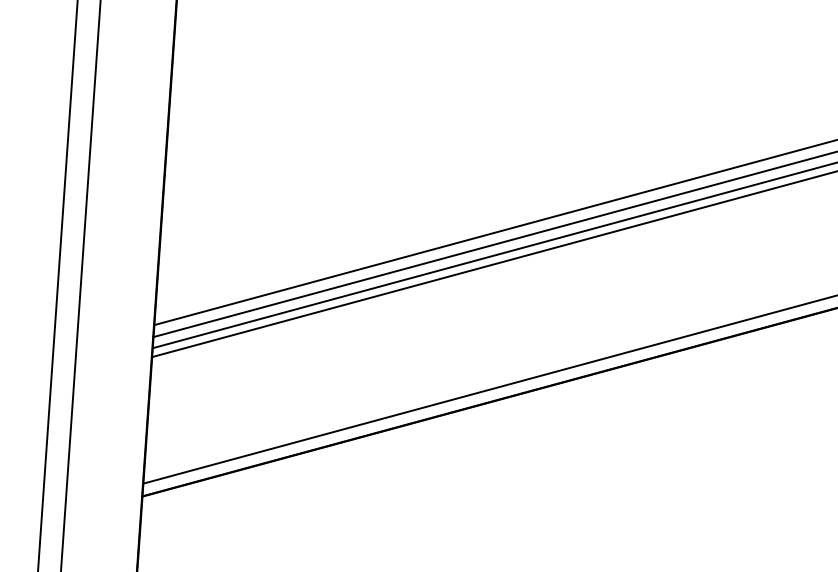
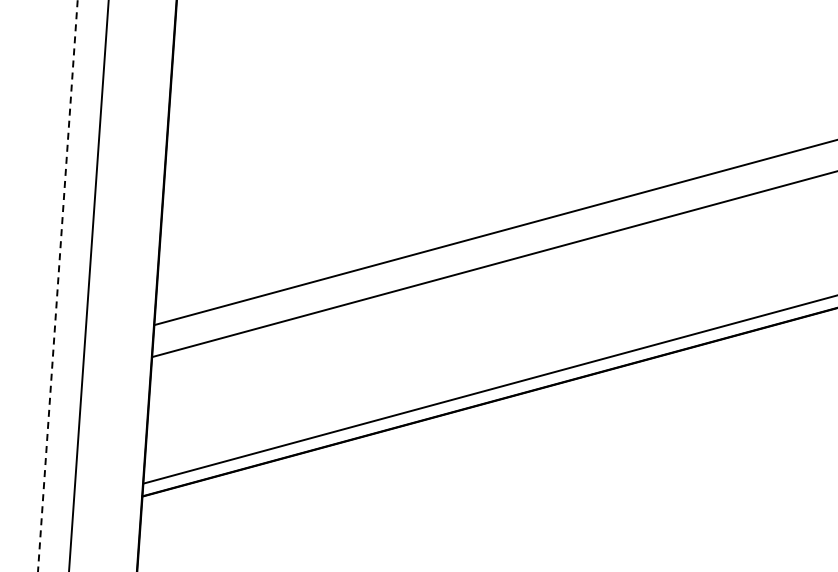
line: present -> none (493, 244)
line: present -> none (493, 255)
line: solid -> dashed (57, 285)
line position: (80, 285) -> (88, 285) (88, 285)
